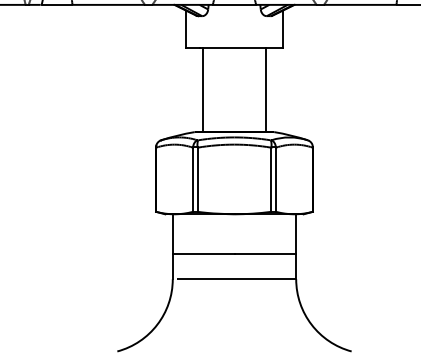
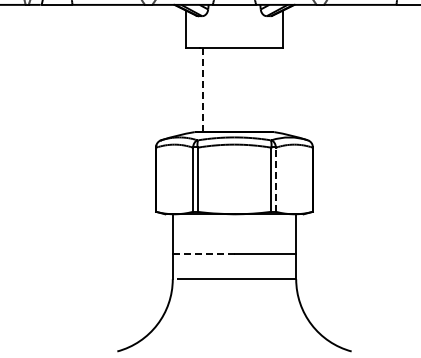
line: present -> none (266, 89)
line: solid -> dashed (202, 90)
line: solid -> dashed (275, 179)
line: solid -> dashed (203, 253)
